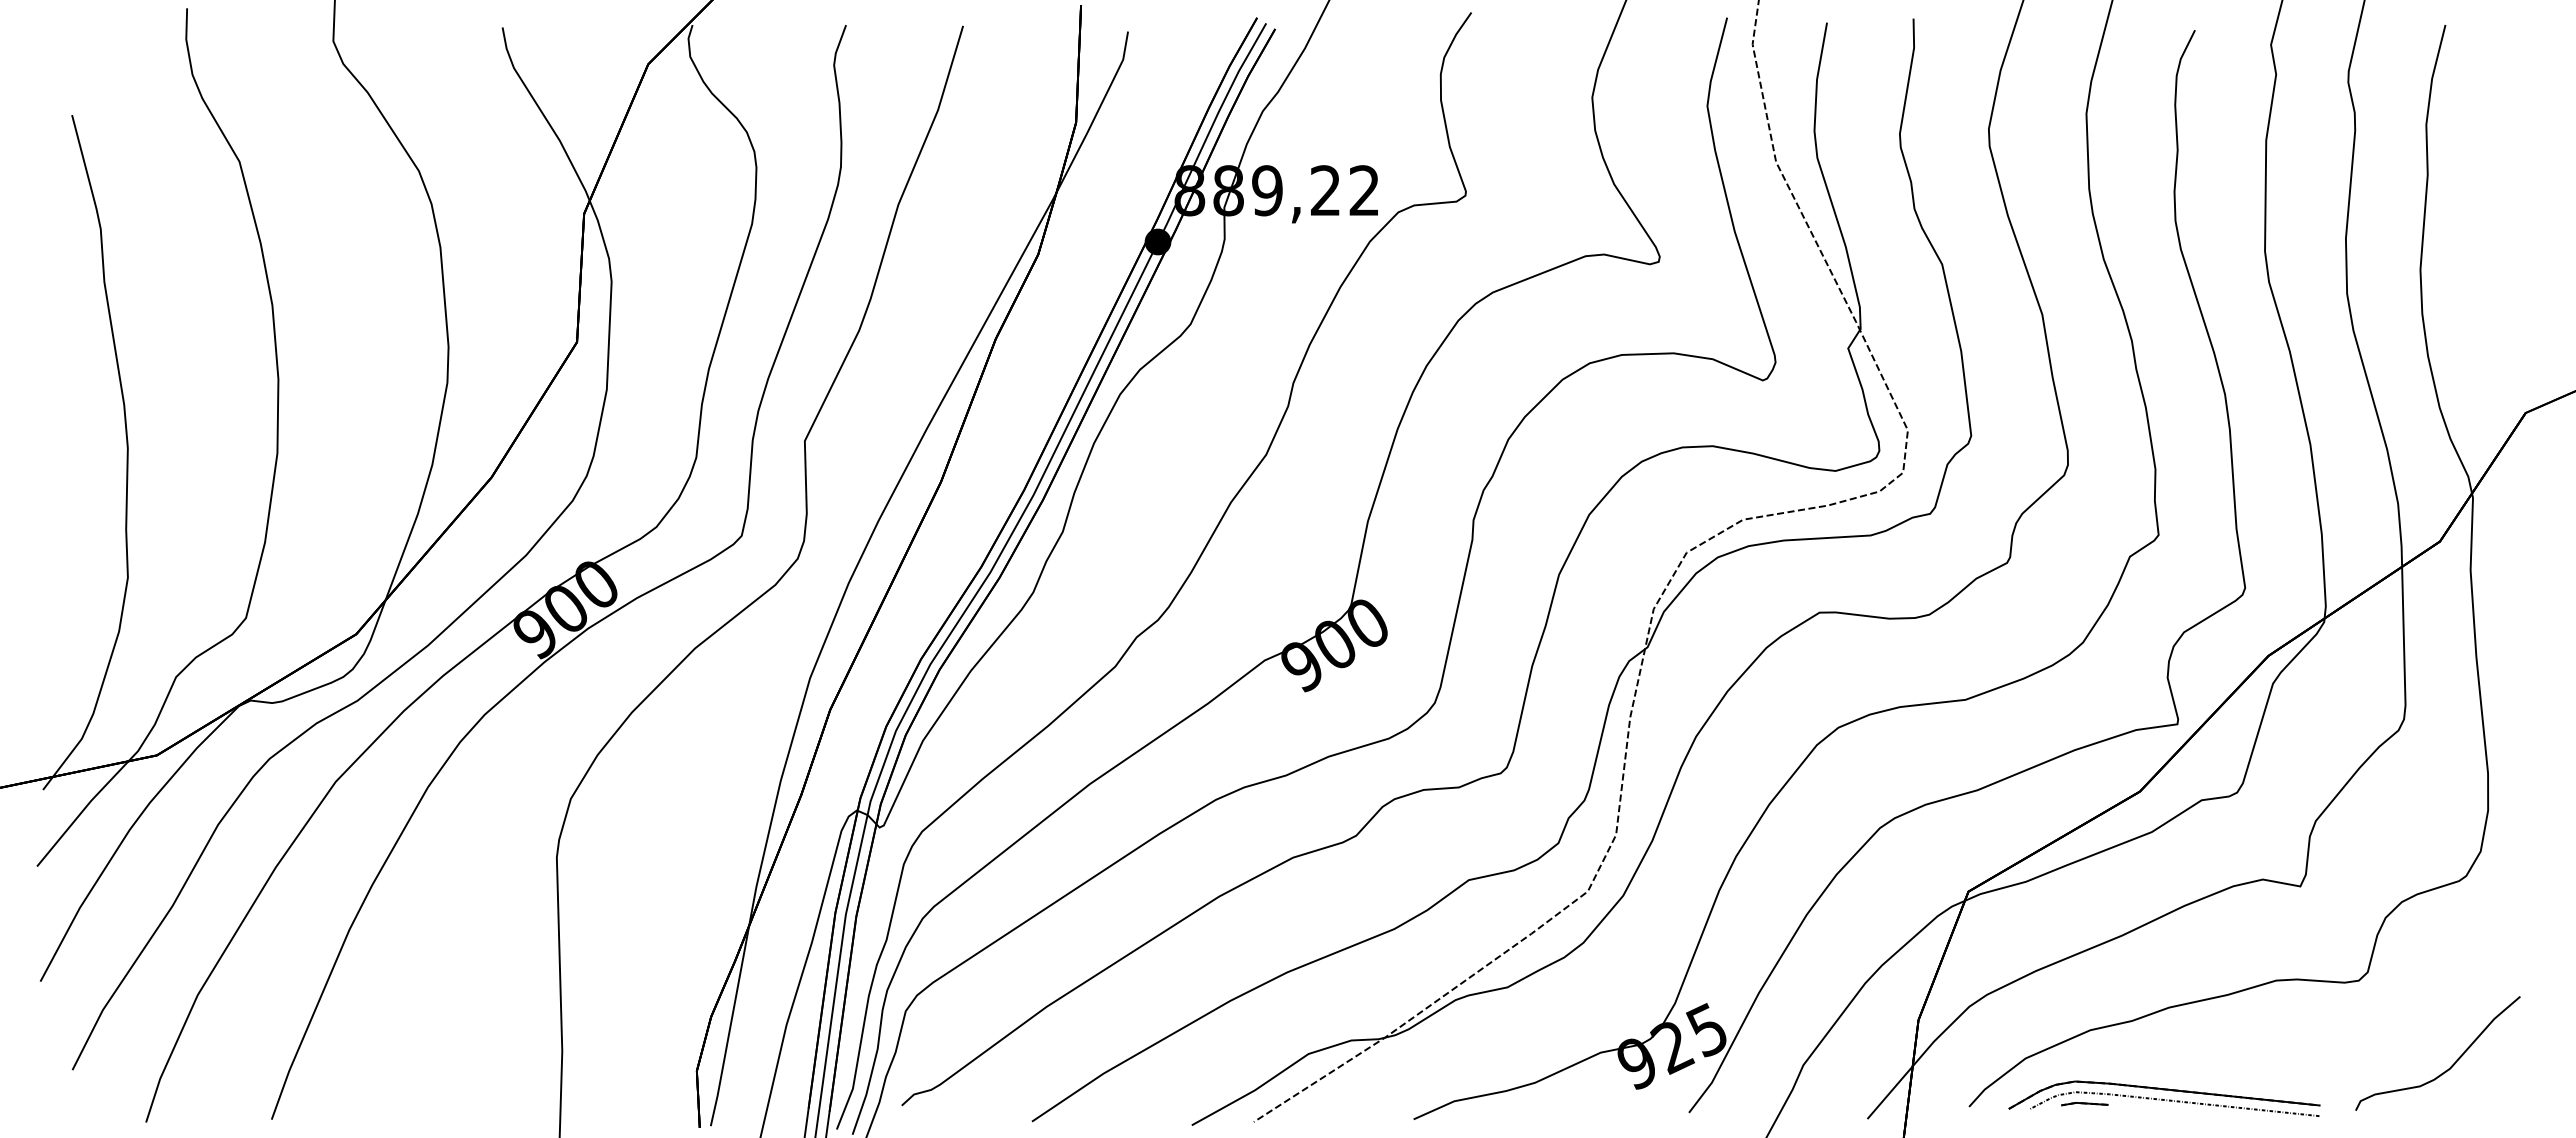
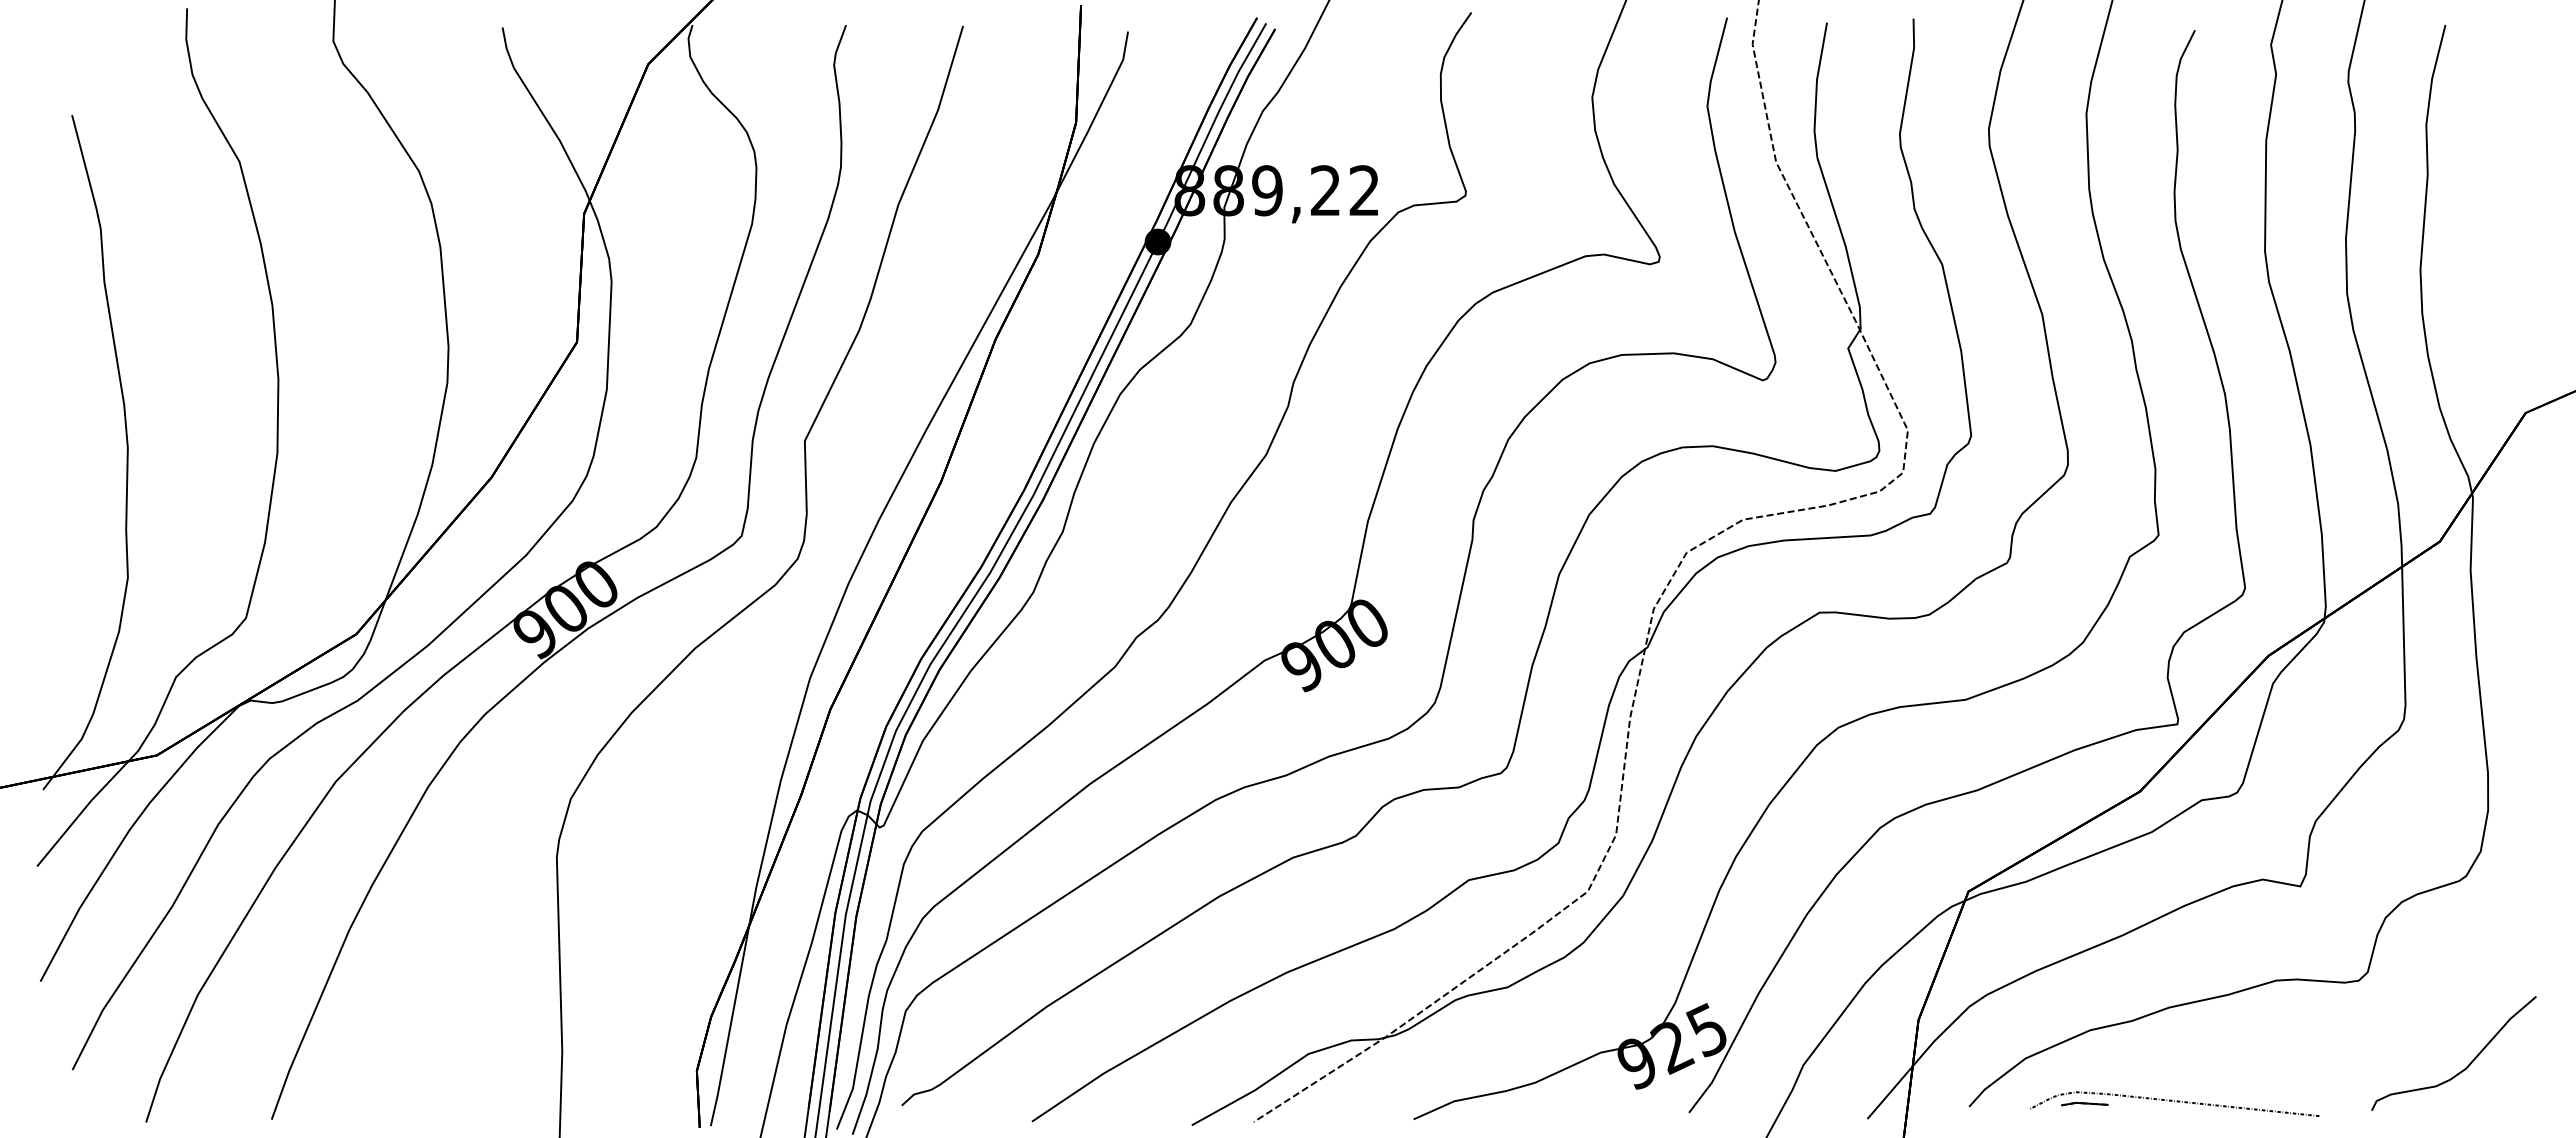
part position: (2450, 1066) -> (2466, 1066) (2466, 1066)
part: present -> none (2164, 1094)
